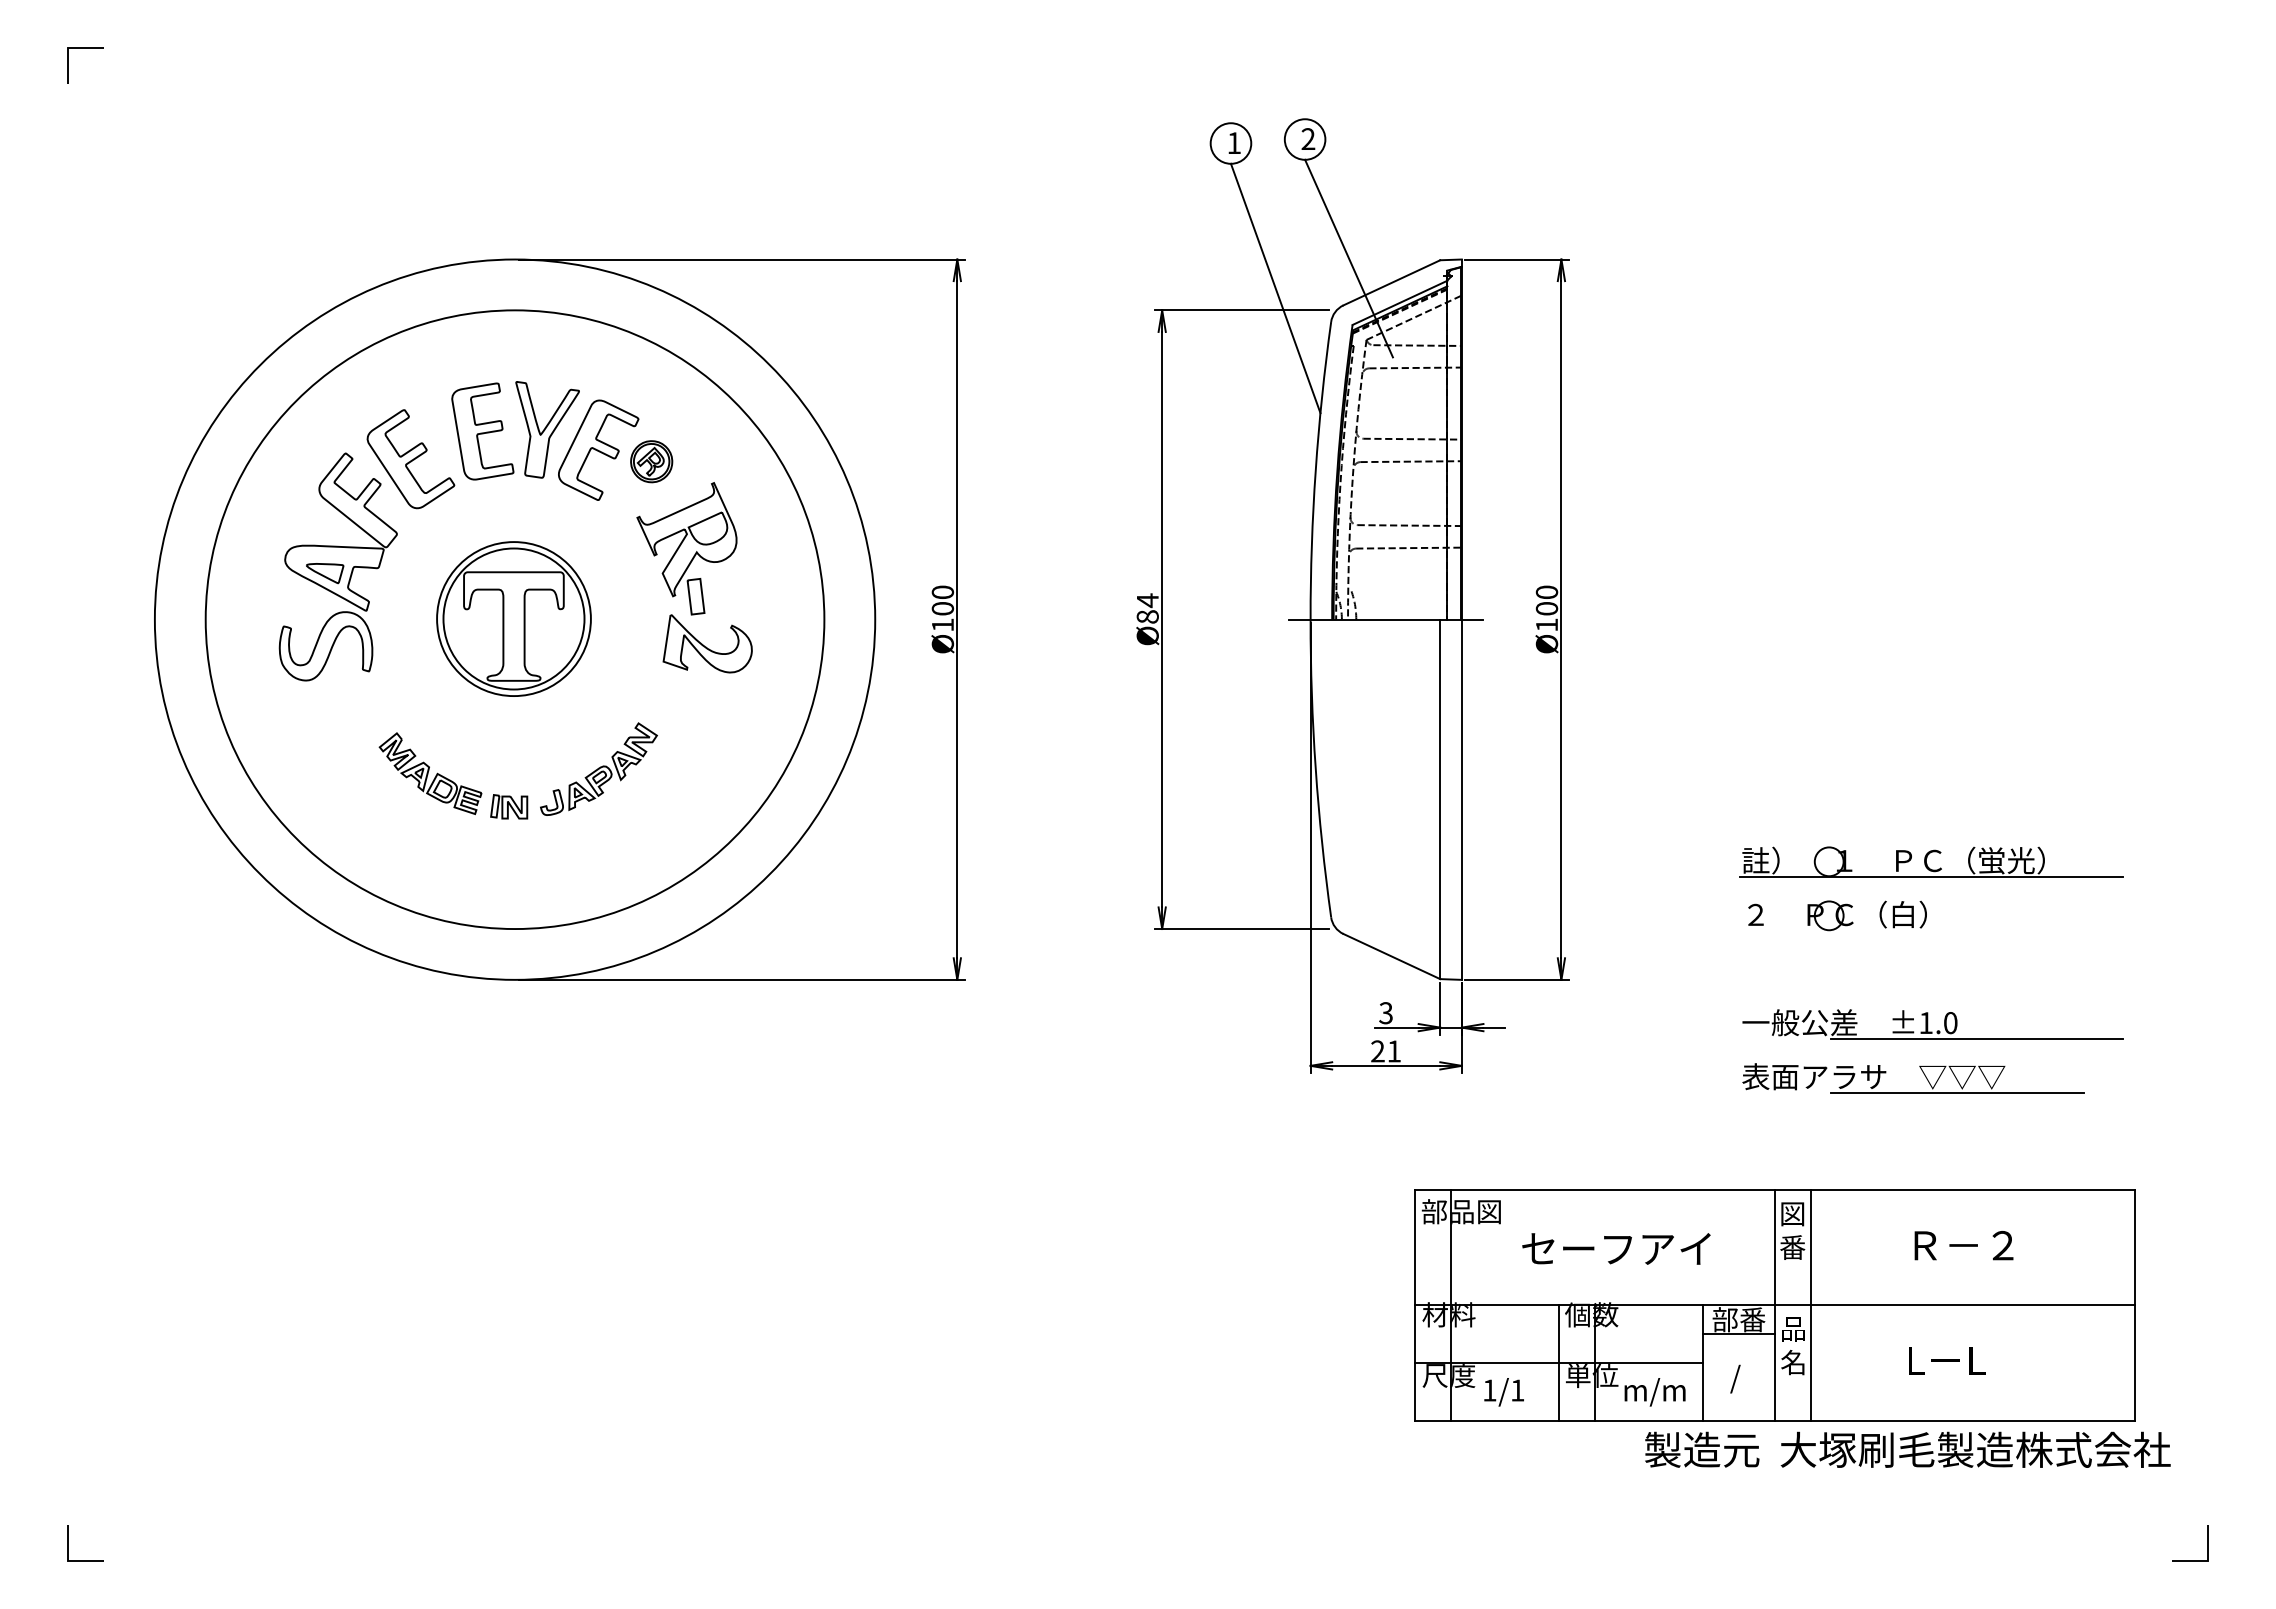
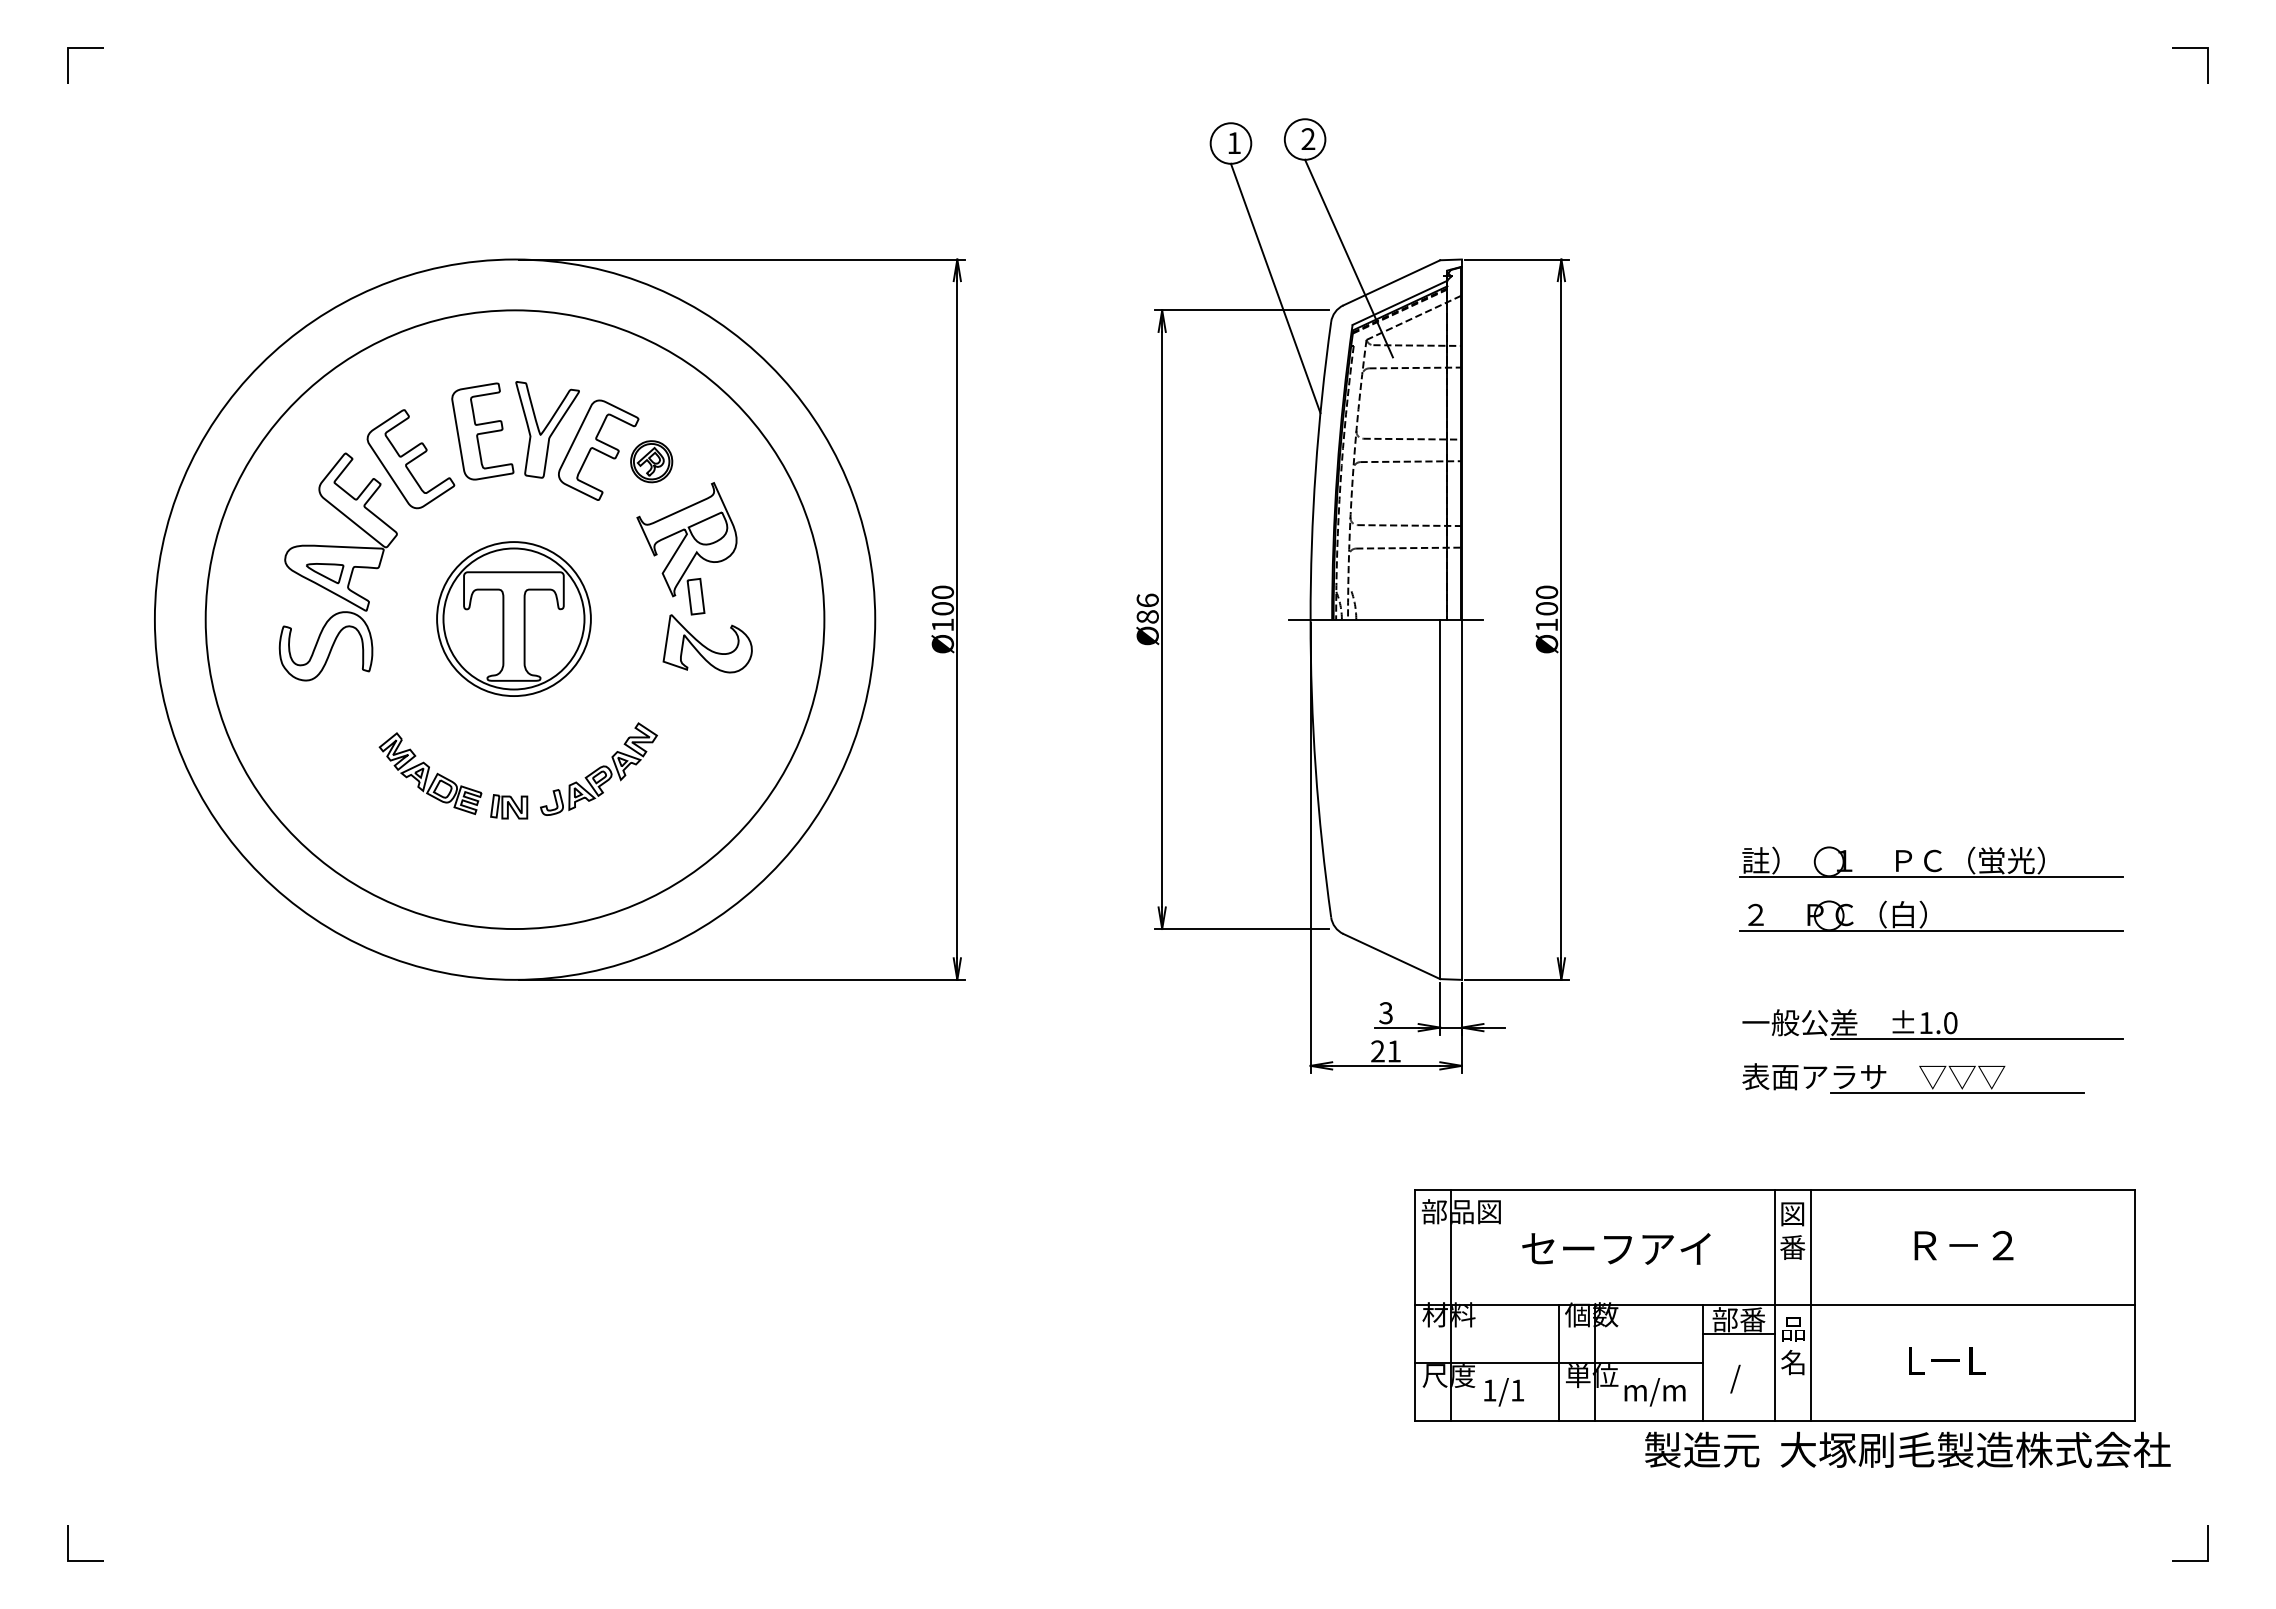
line: none -> present (2190, 48)
text: Ø84 -> Ø86 (1147, 600)
line: none -> present (1930, 930)
